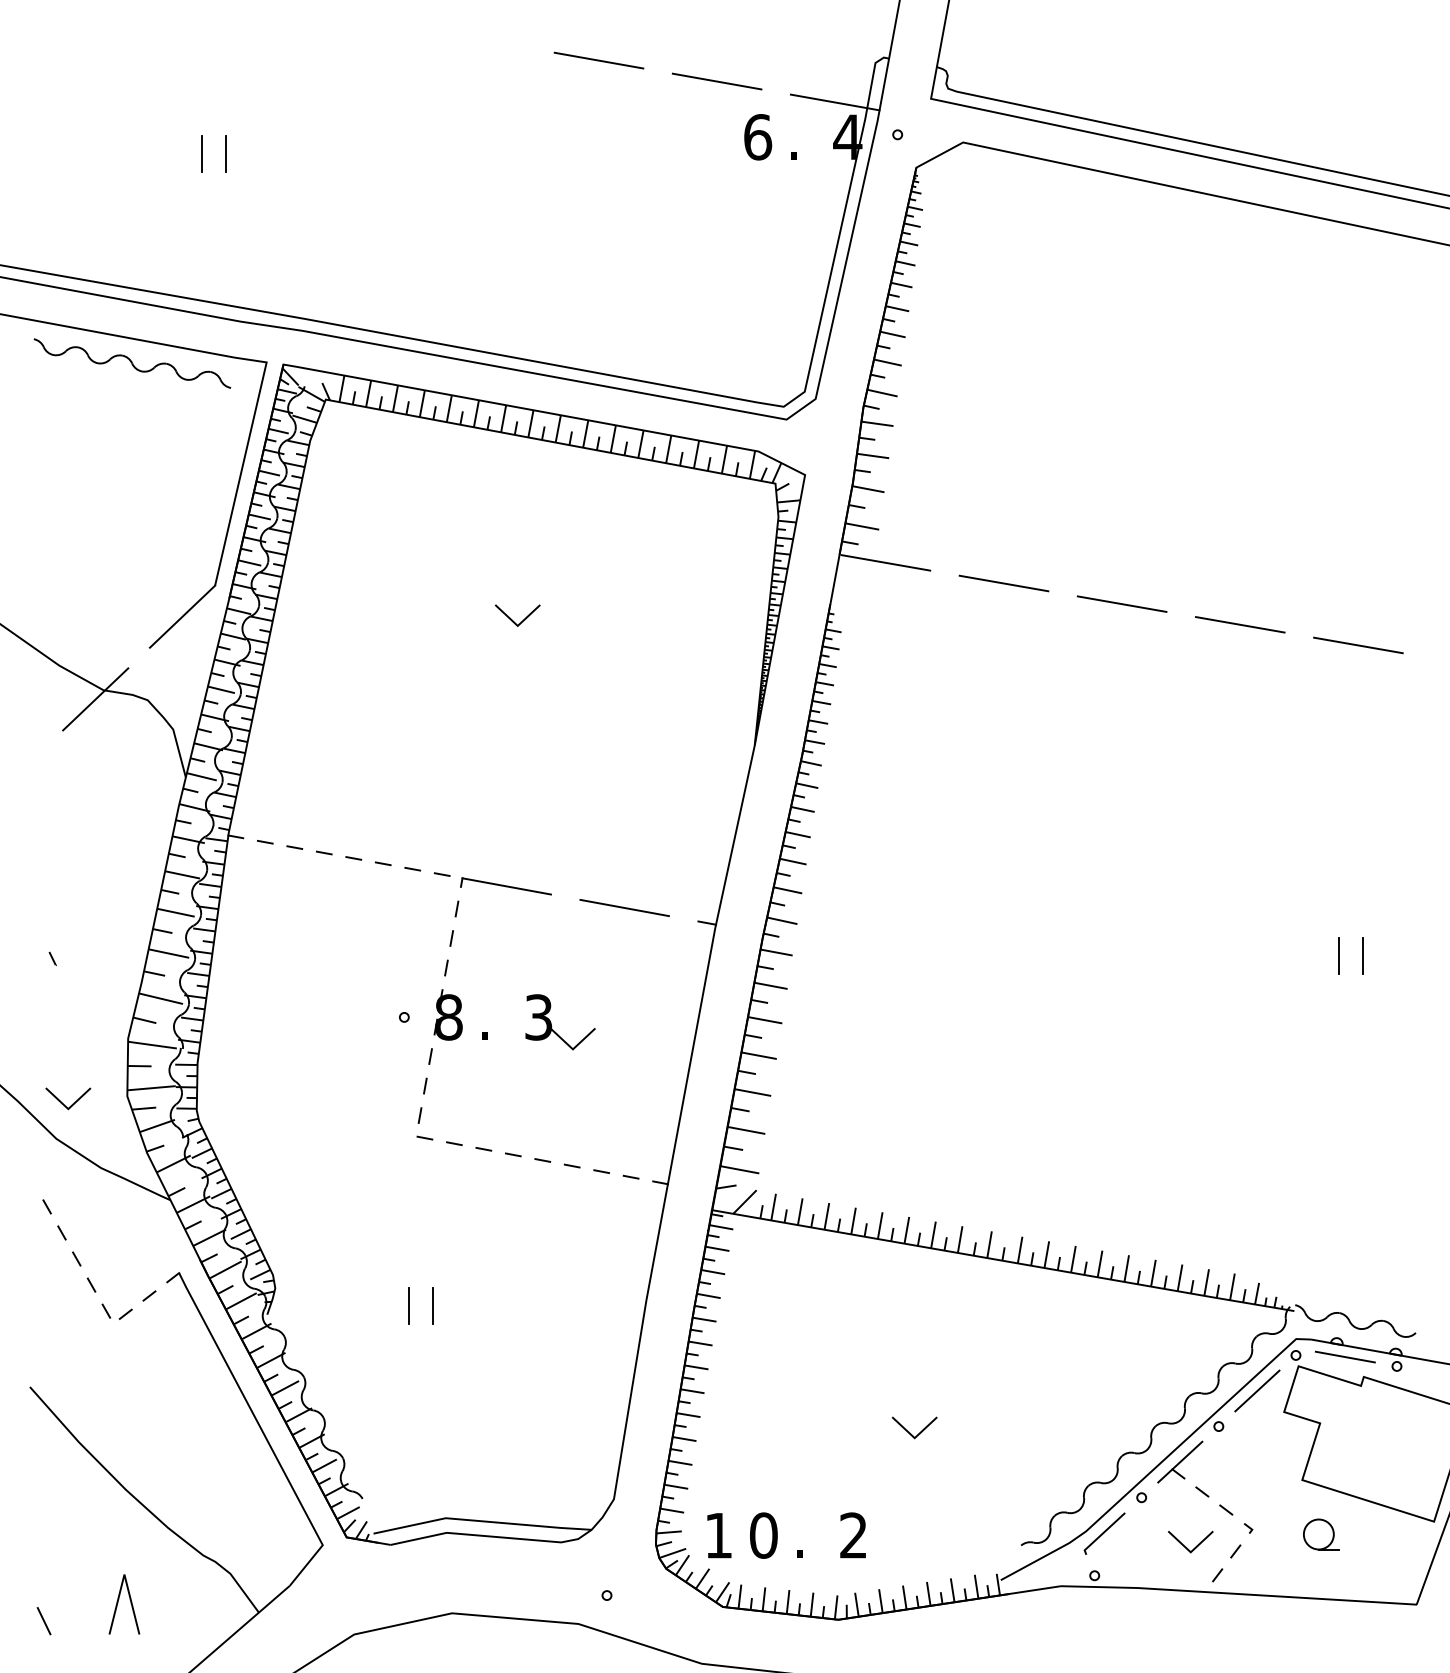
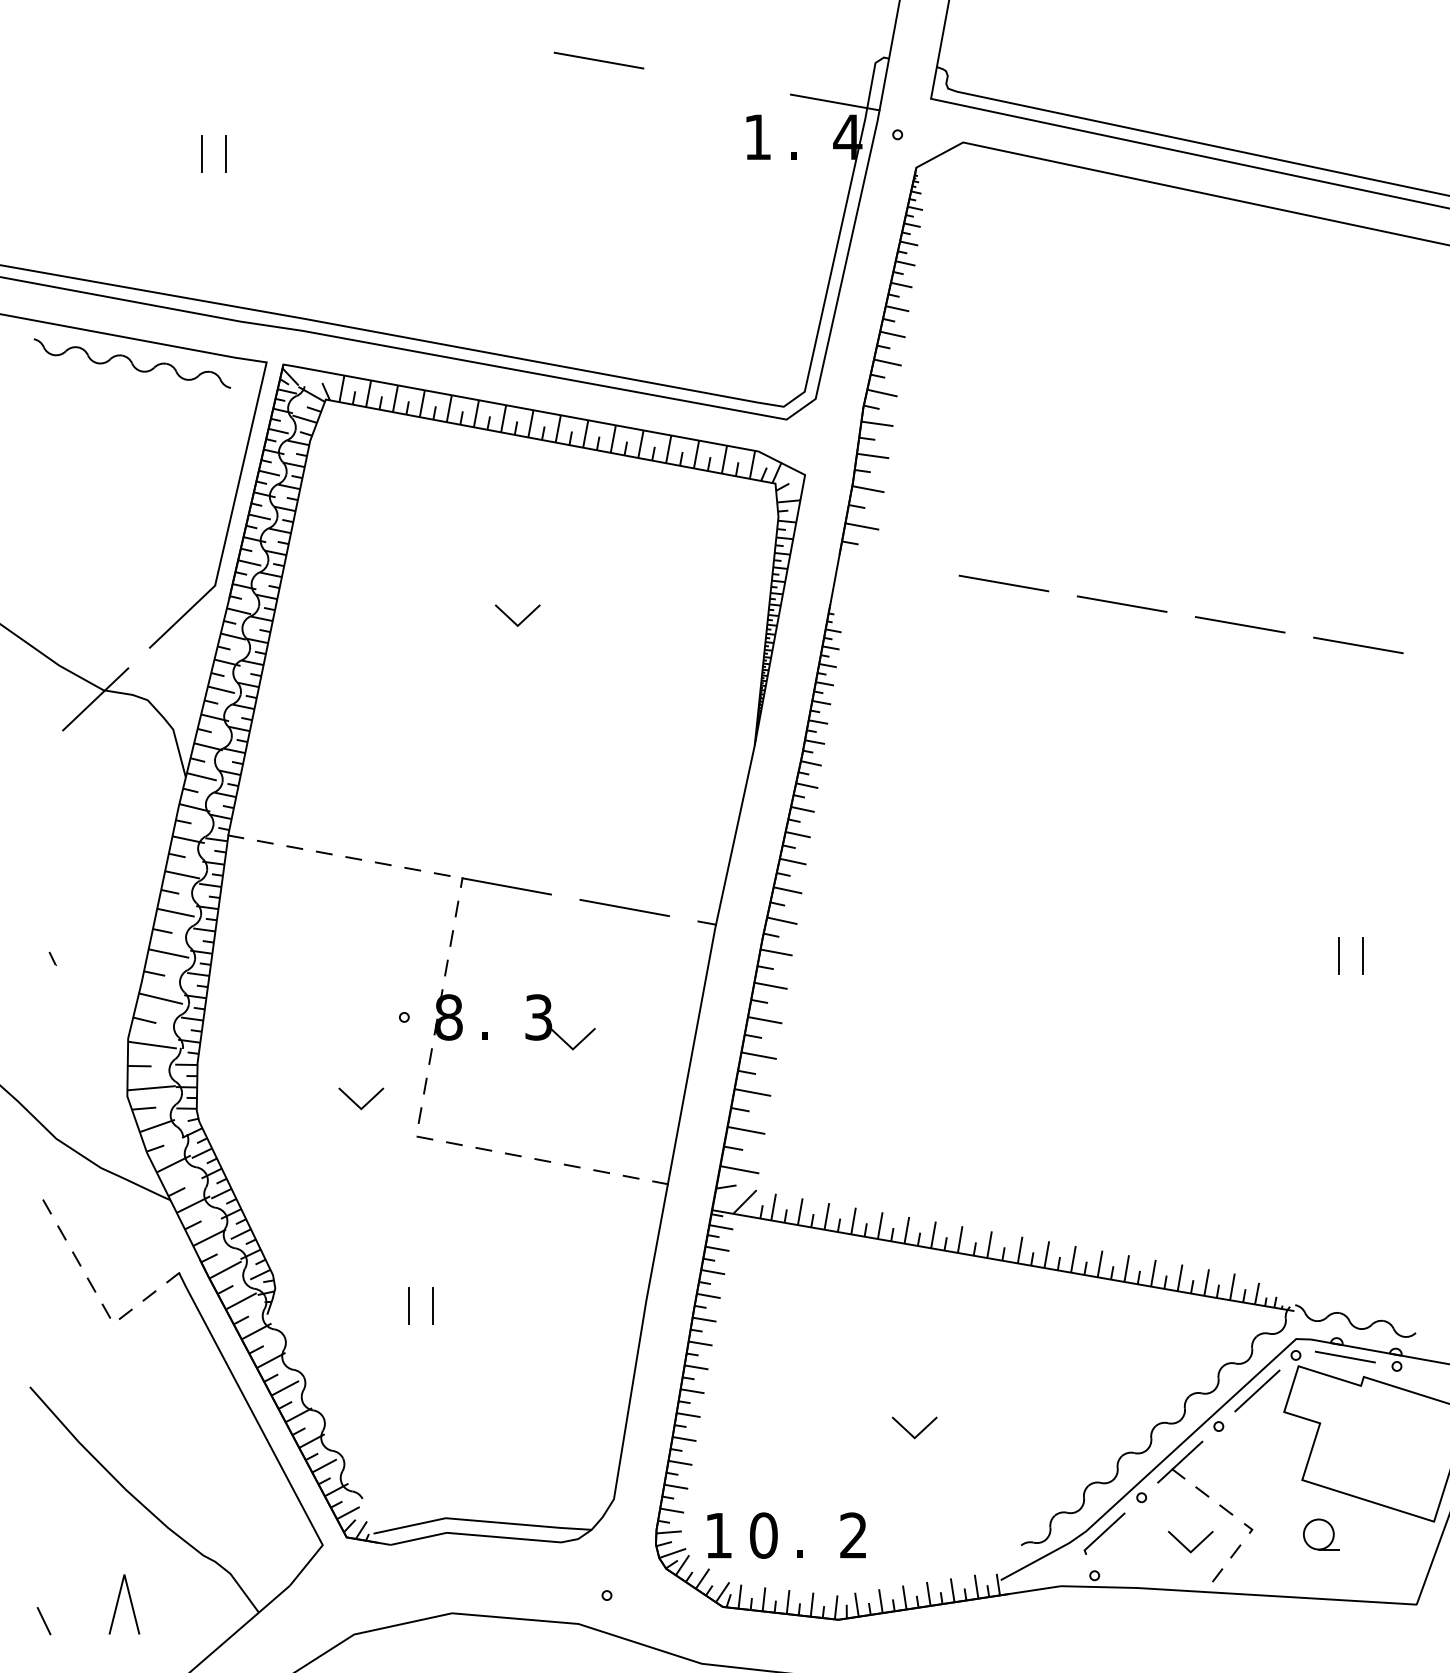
line: present -> none (716, 81)
text: 6 -> 1 (758, 137)
line: present -> none (885, 562)
line position: (73, 1102) -> (366, 1102) (366, 1102)
